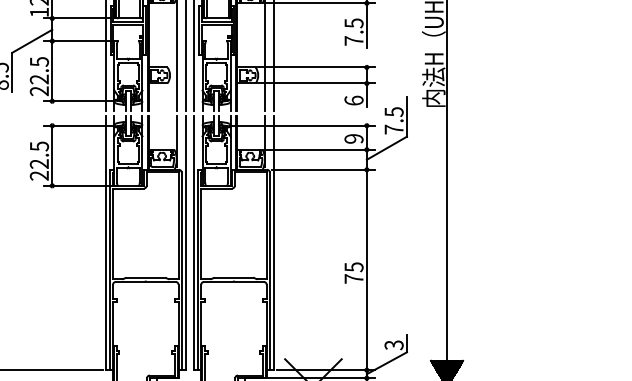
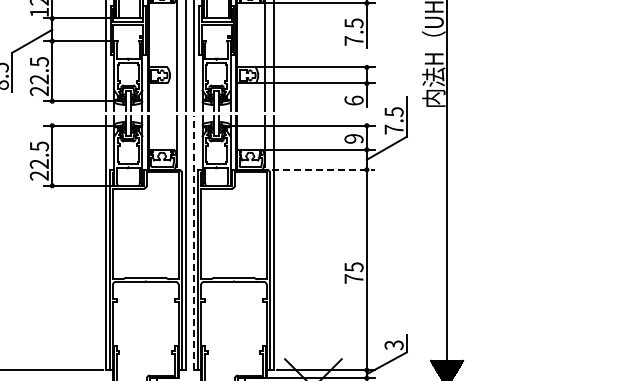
line: solid -> dashed (324, 169)
line: solid -> dashed (193, 243)
